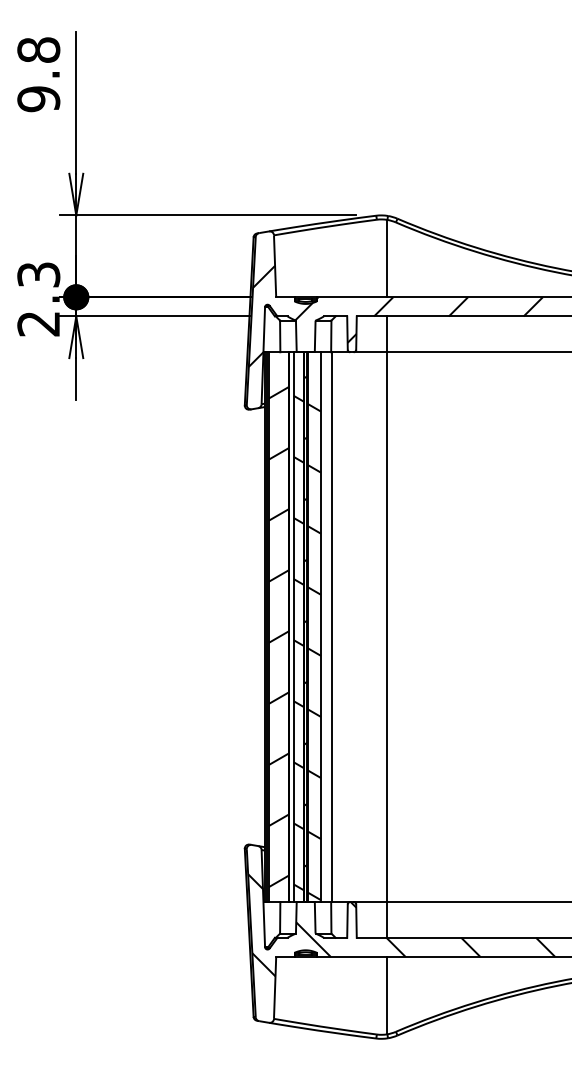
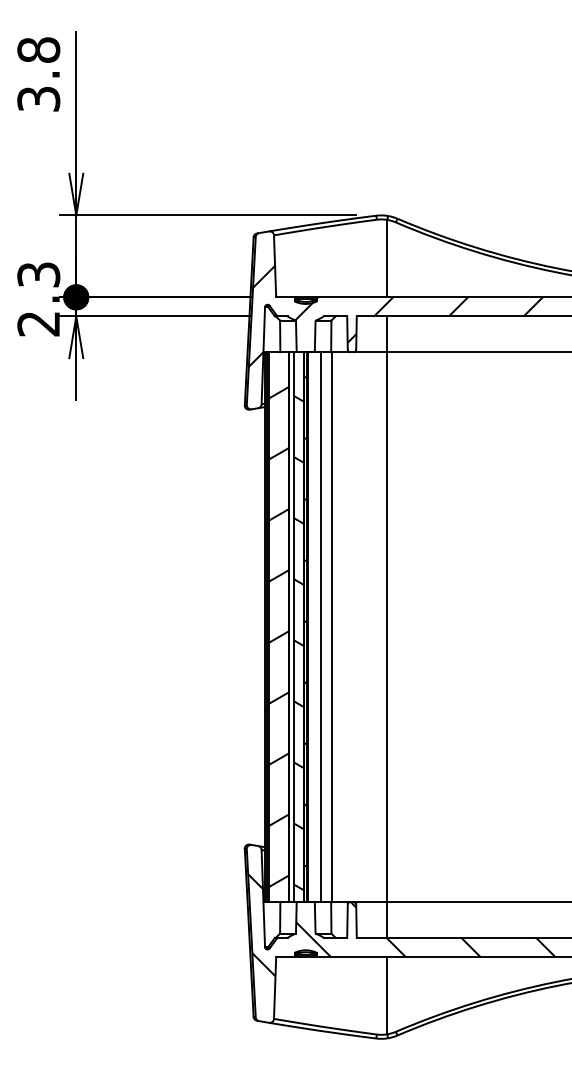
text: 9.8 -> 3.8 (38, 99)
hatch: present -> none (313, 651)
